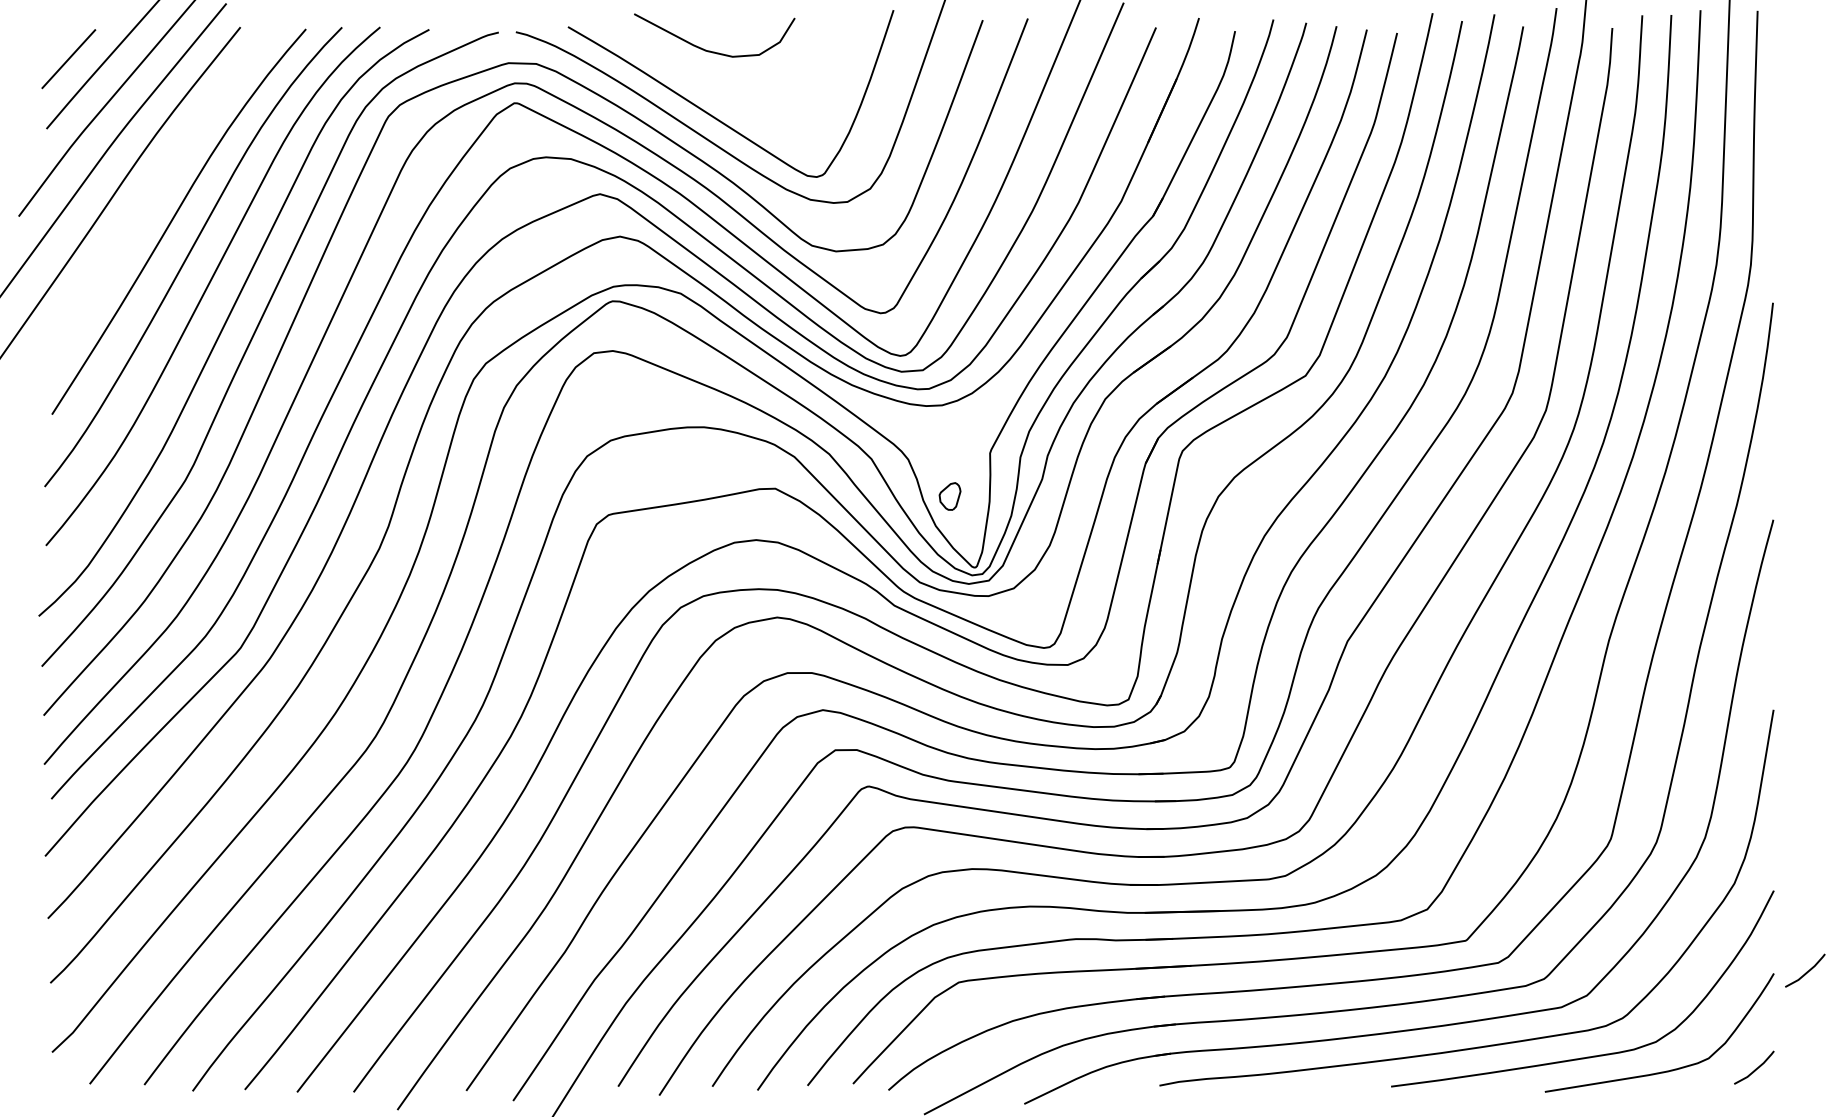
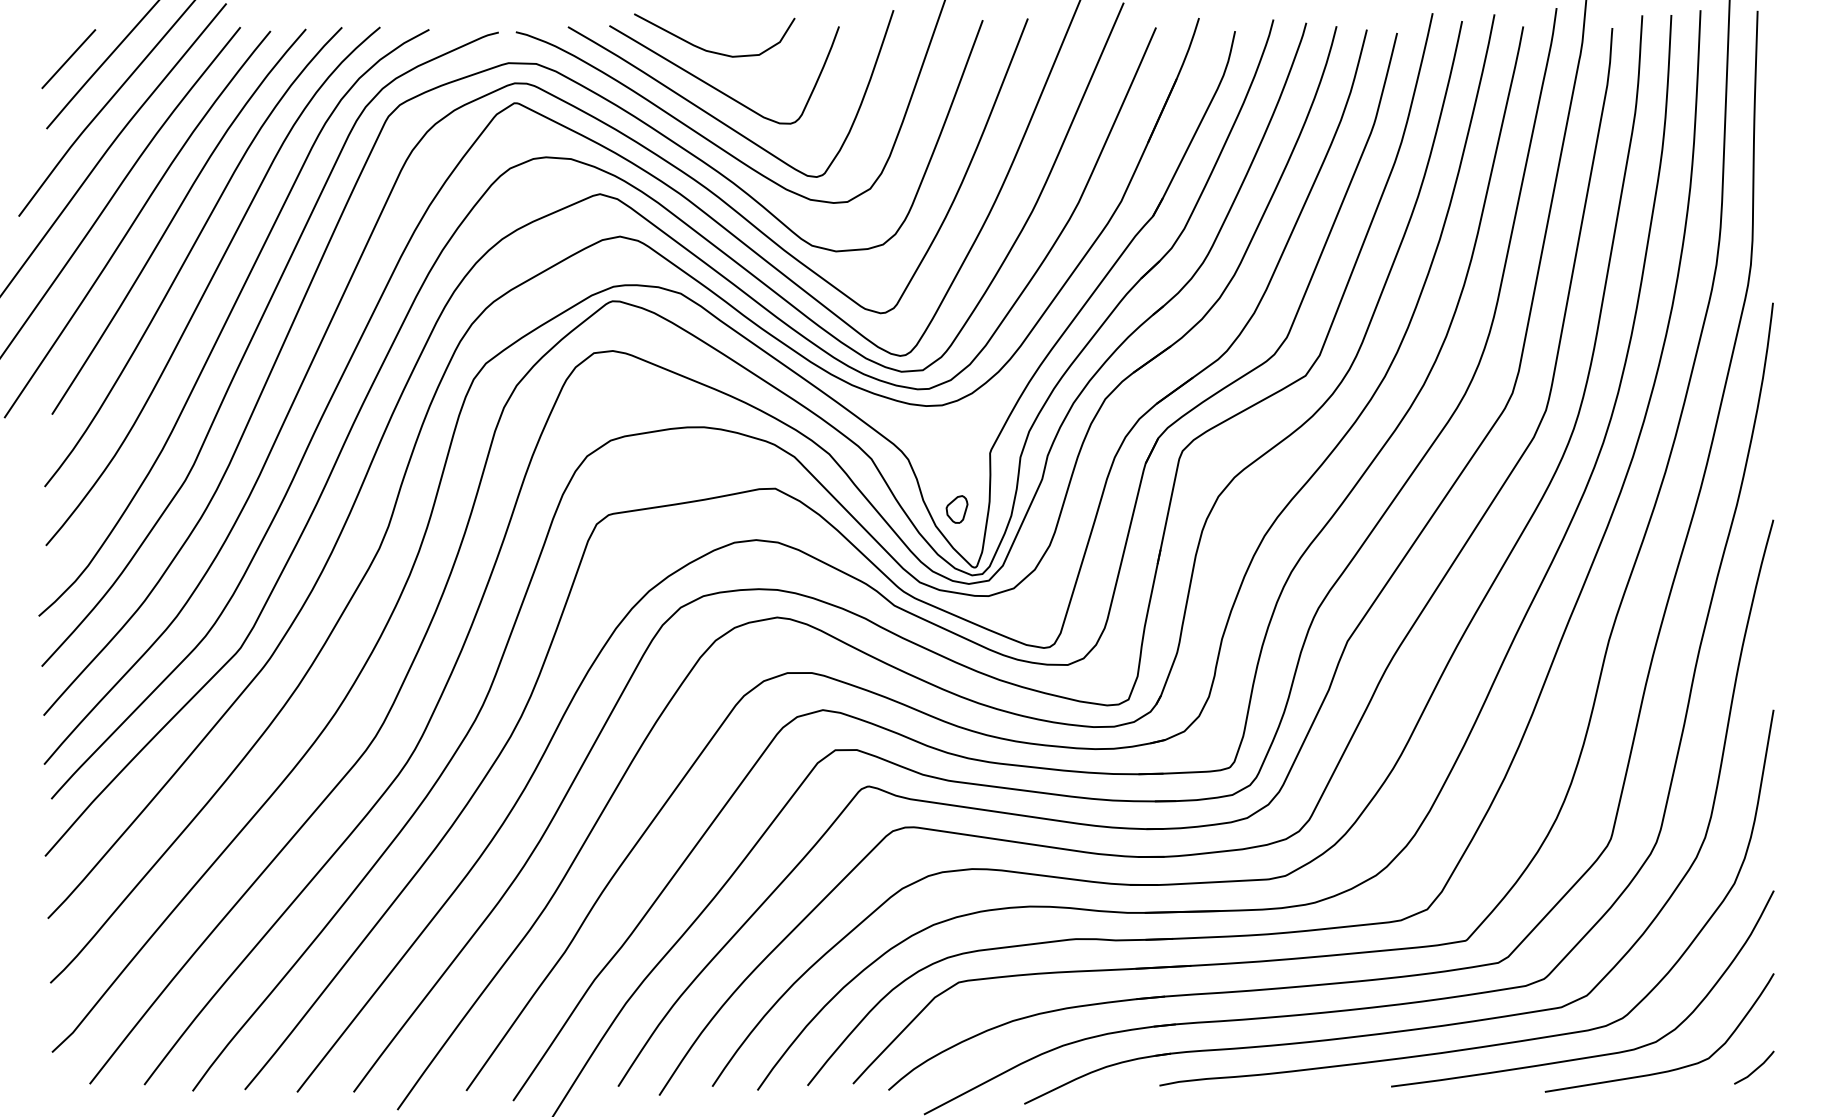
curve: none -> present (717, 88)
curve: none -> present (134, 223)
part position: (949, 496) -> (956, 509) (956, 509)
line: present -> none (1806, 971)
